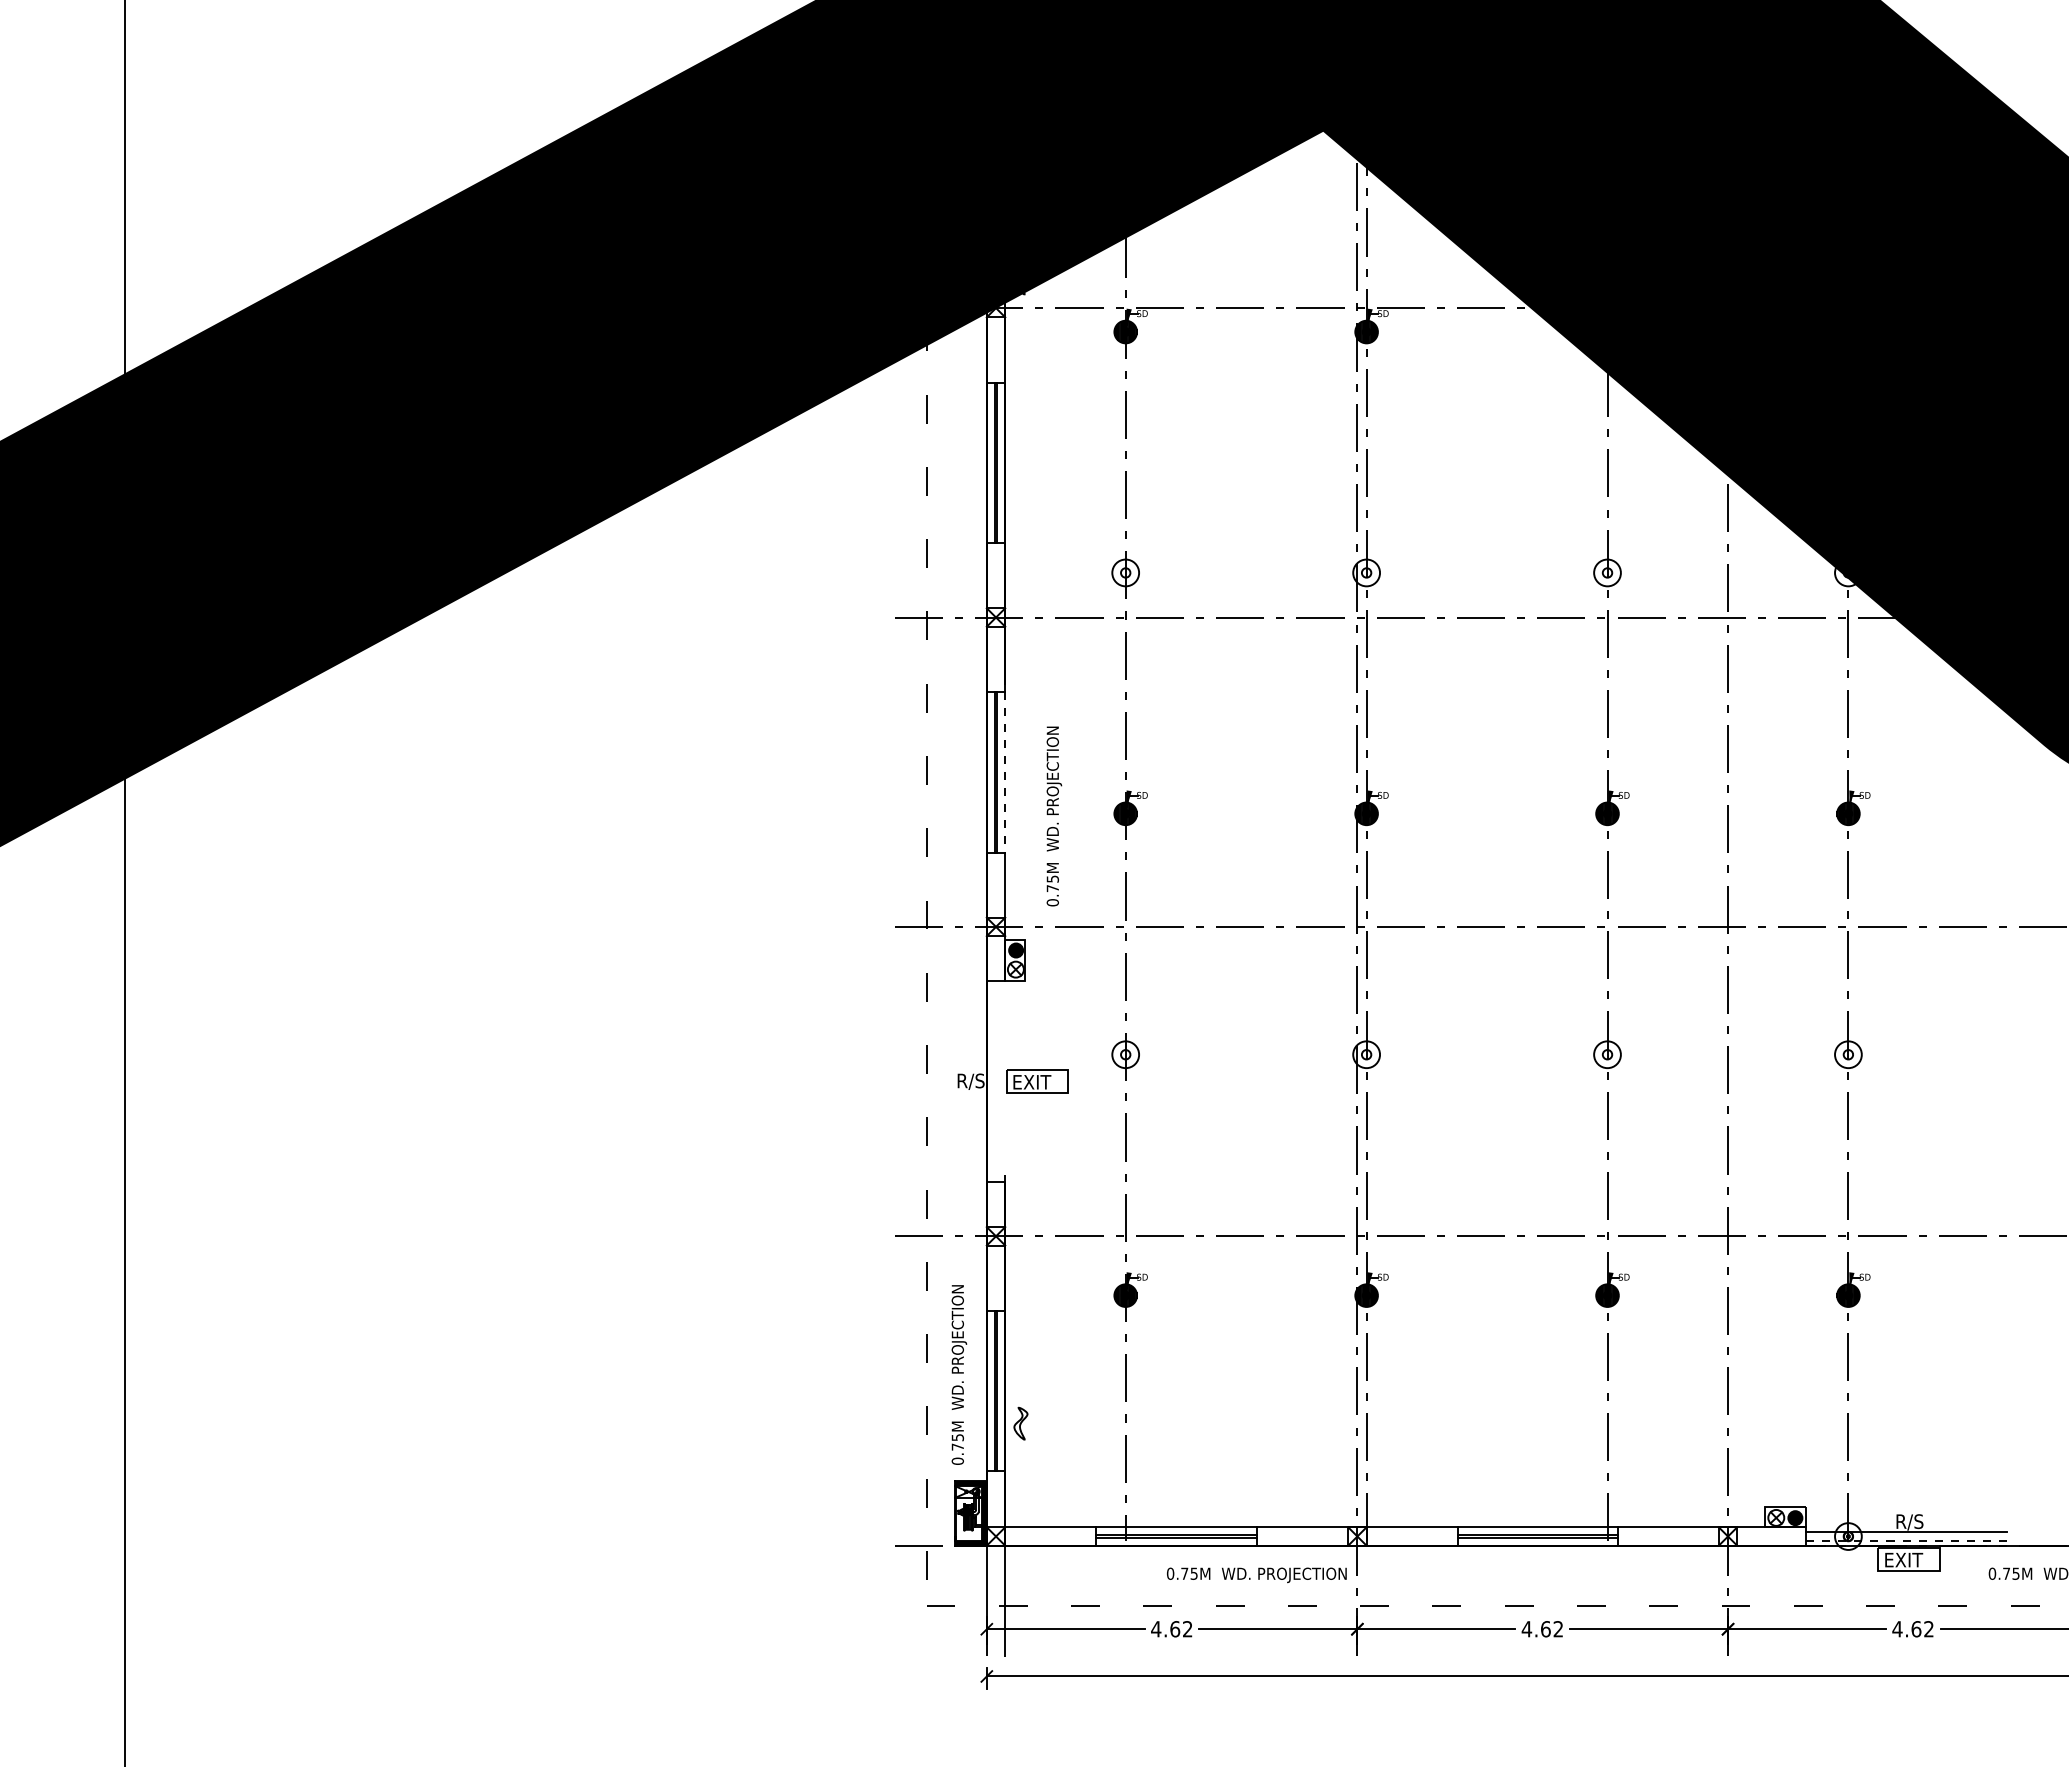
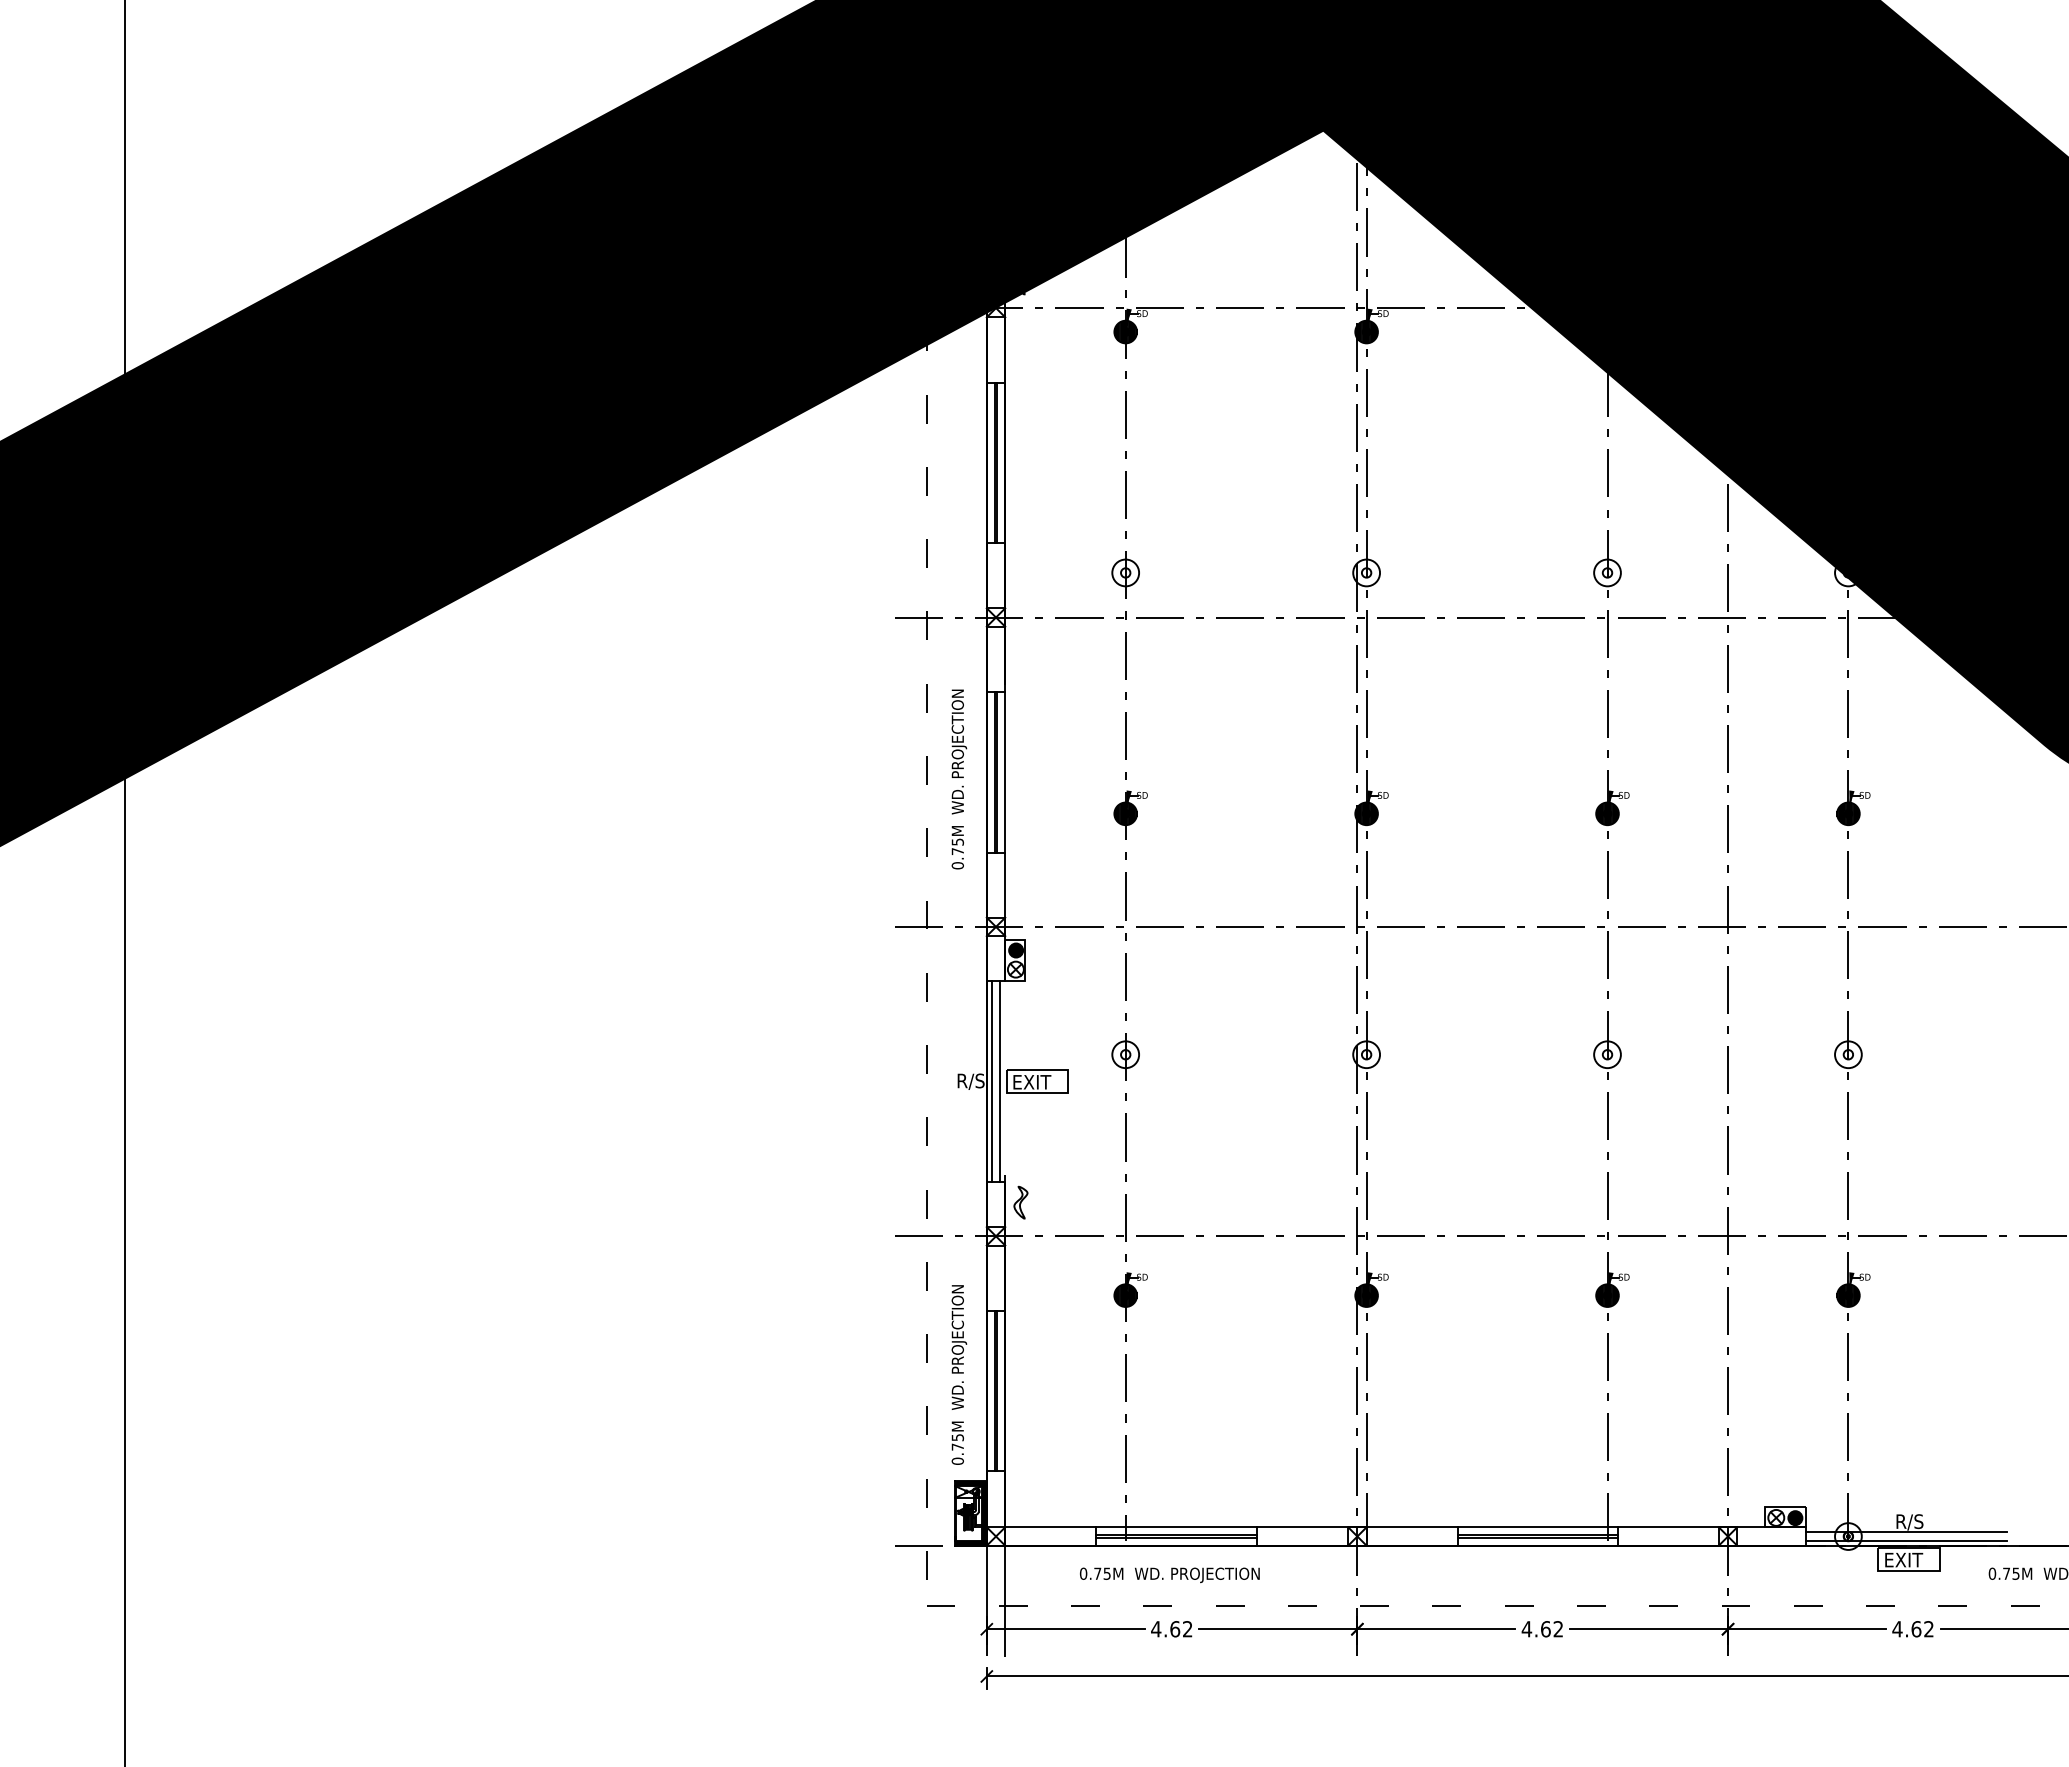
line: dashed -> solid (1005, 772)
text position: (1054, 816) -> (959, 779) (959, 779)
line: none -> present (992, 1081)
line: none -> present (1000, 1081)
part position: (1020, 1423) -> (1020, 1202) (1020, 1202)
line: dashed -> solid (1907, 1540)
text position: (1256, 1575) -> (1169, 1575) (1169, 1575)
